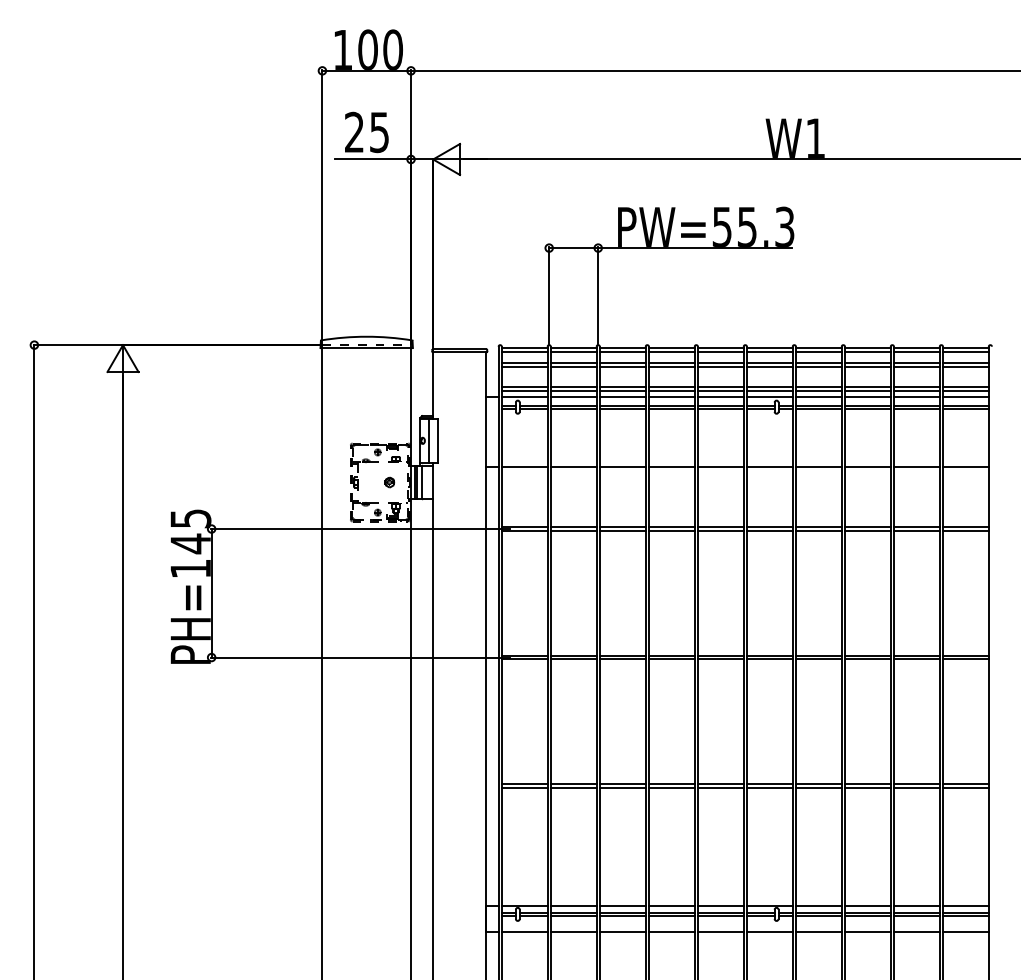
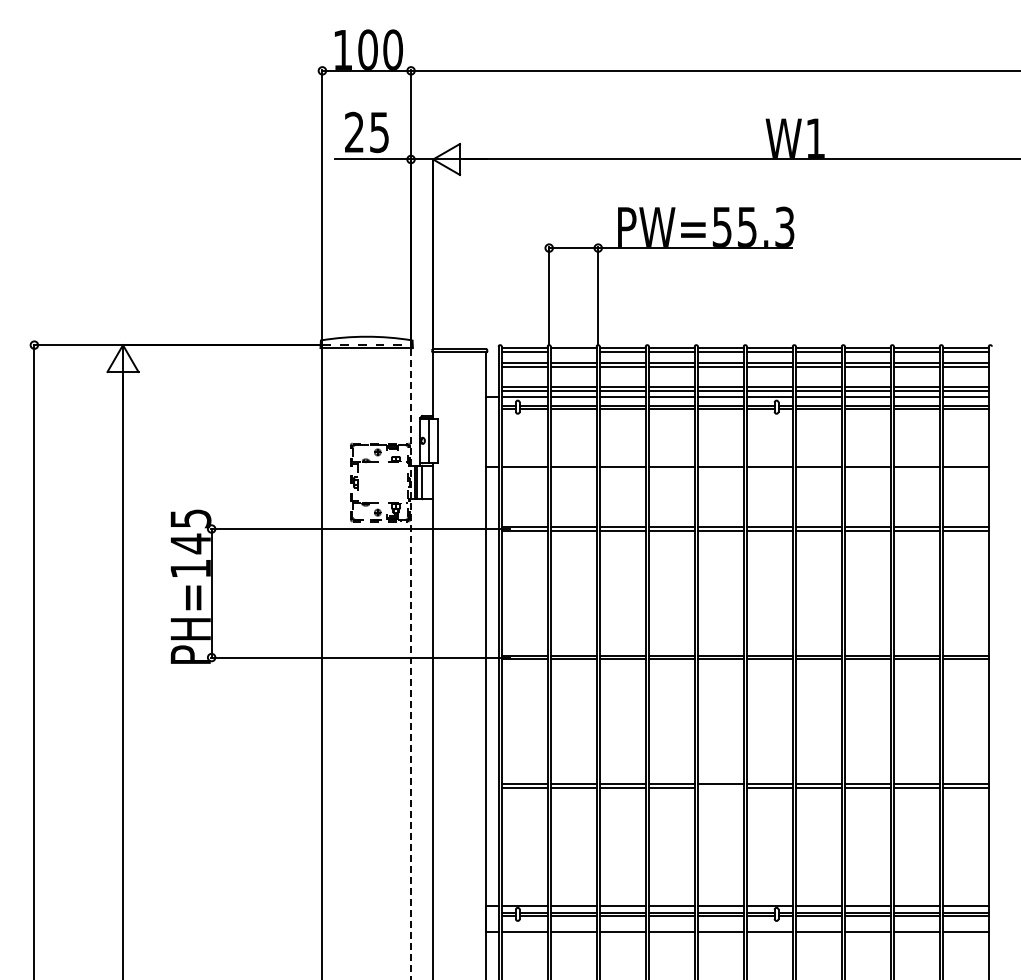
line: present -> none (573, 352)
part: present -> none (389, 482)
line: solid -> dashed (411, 664)
line: present -> none (720, 787)
